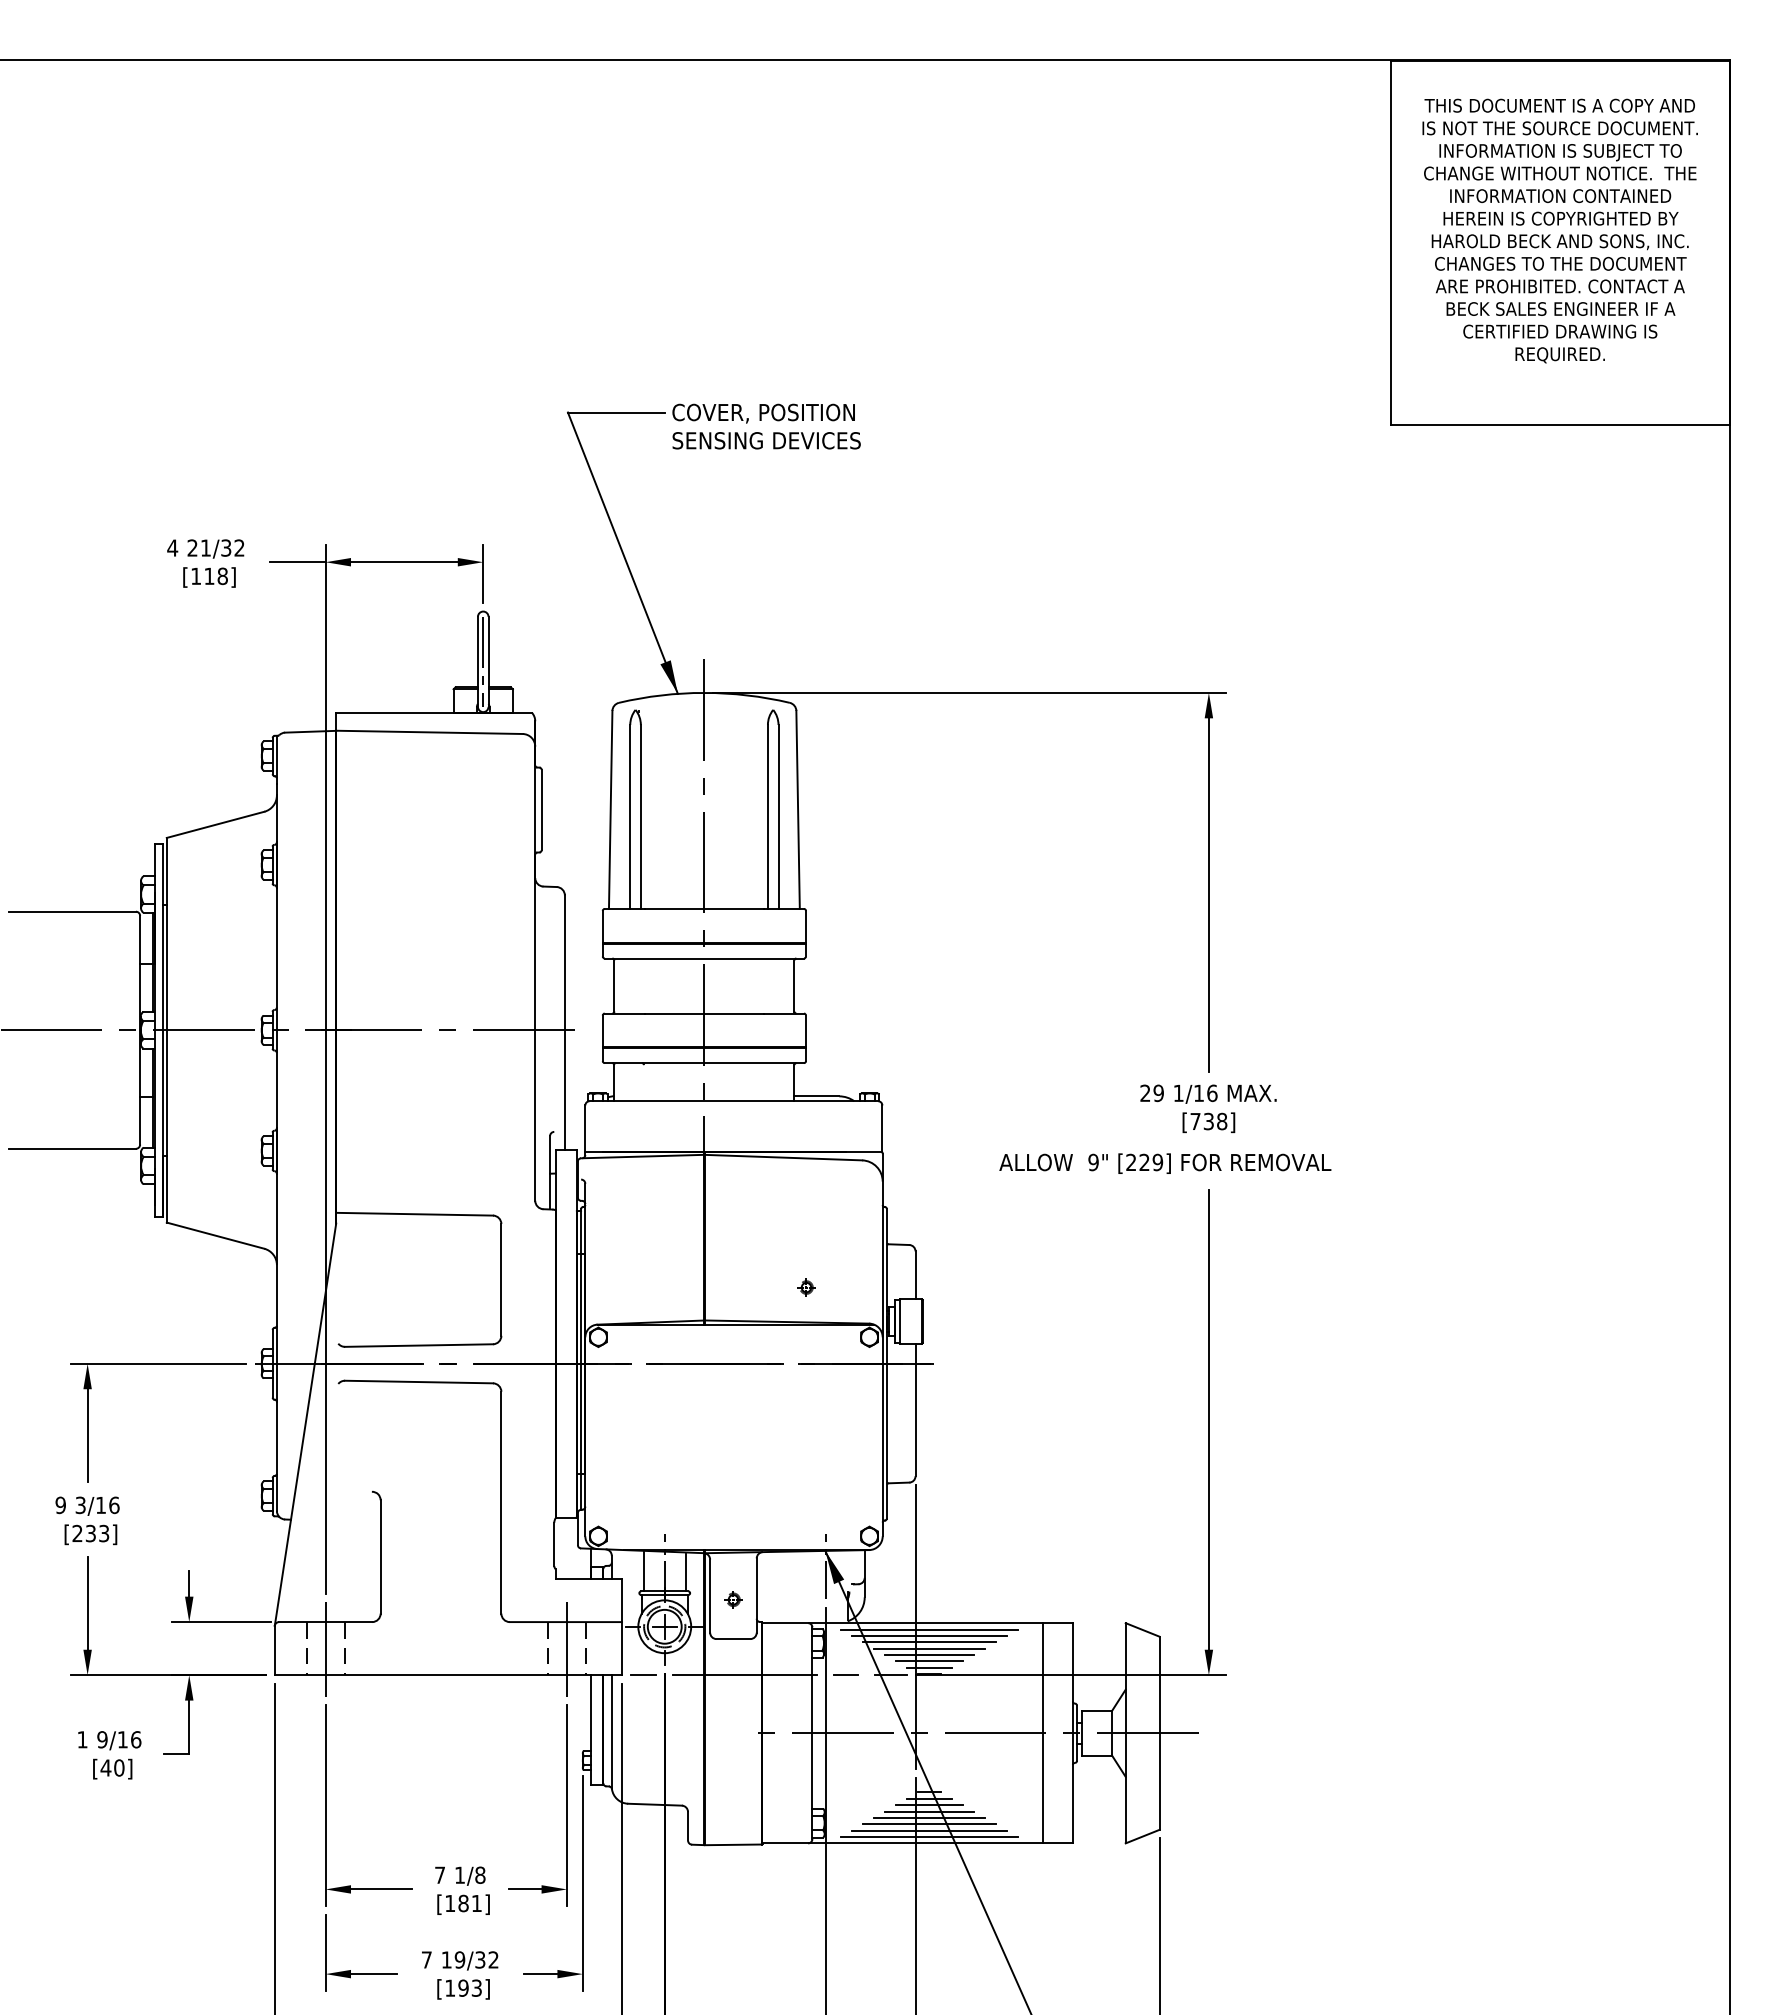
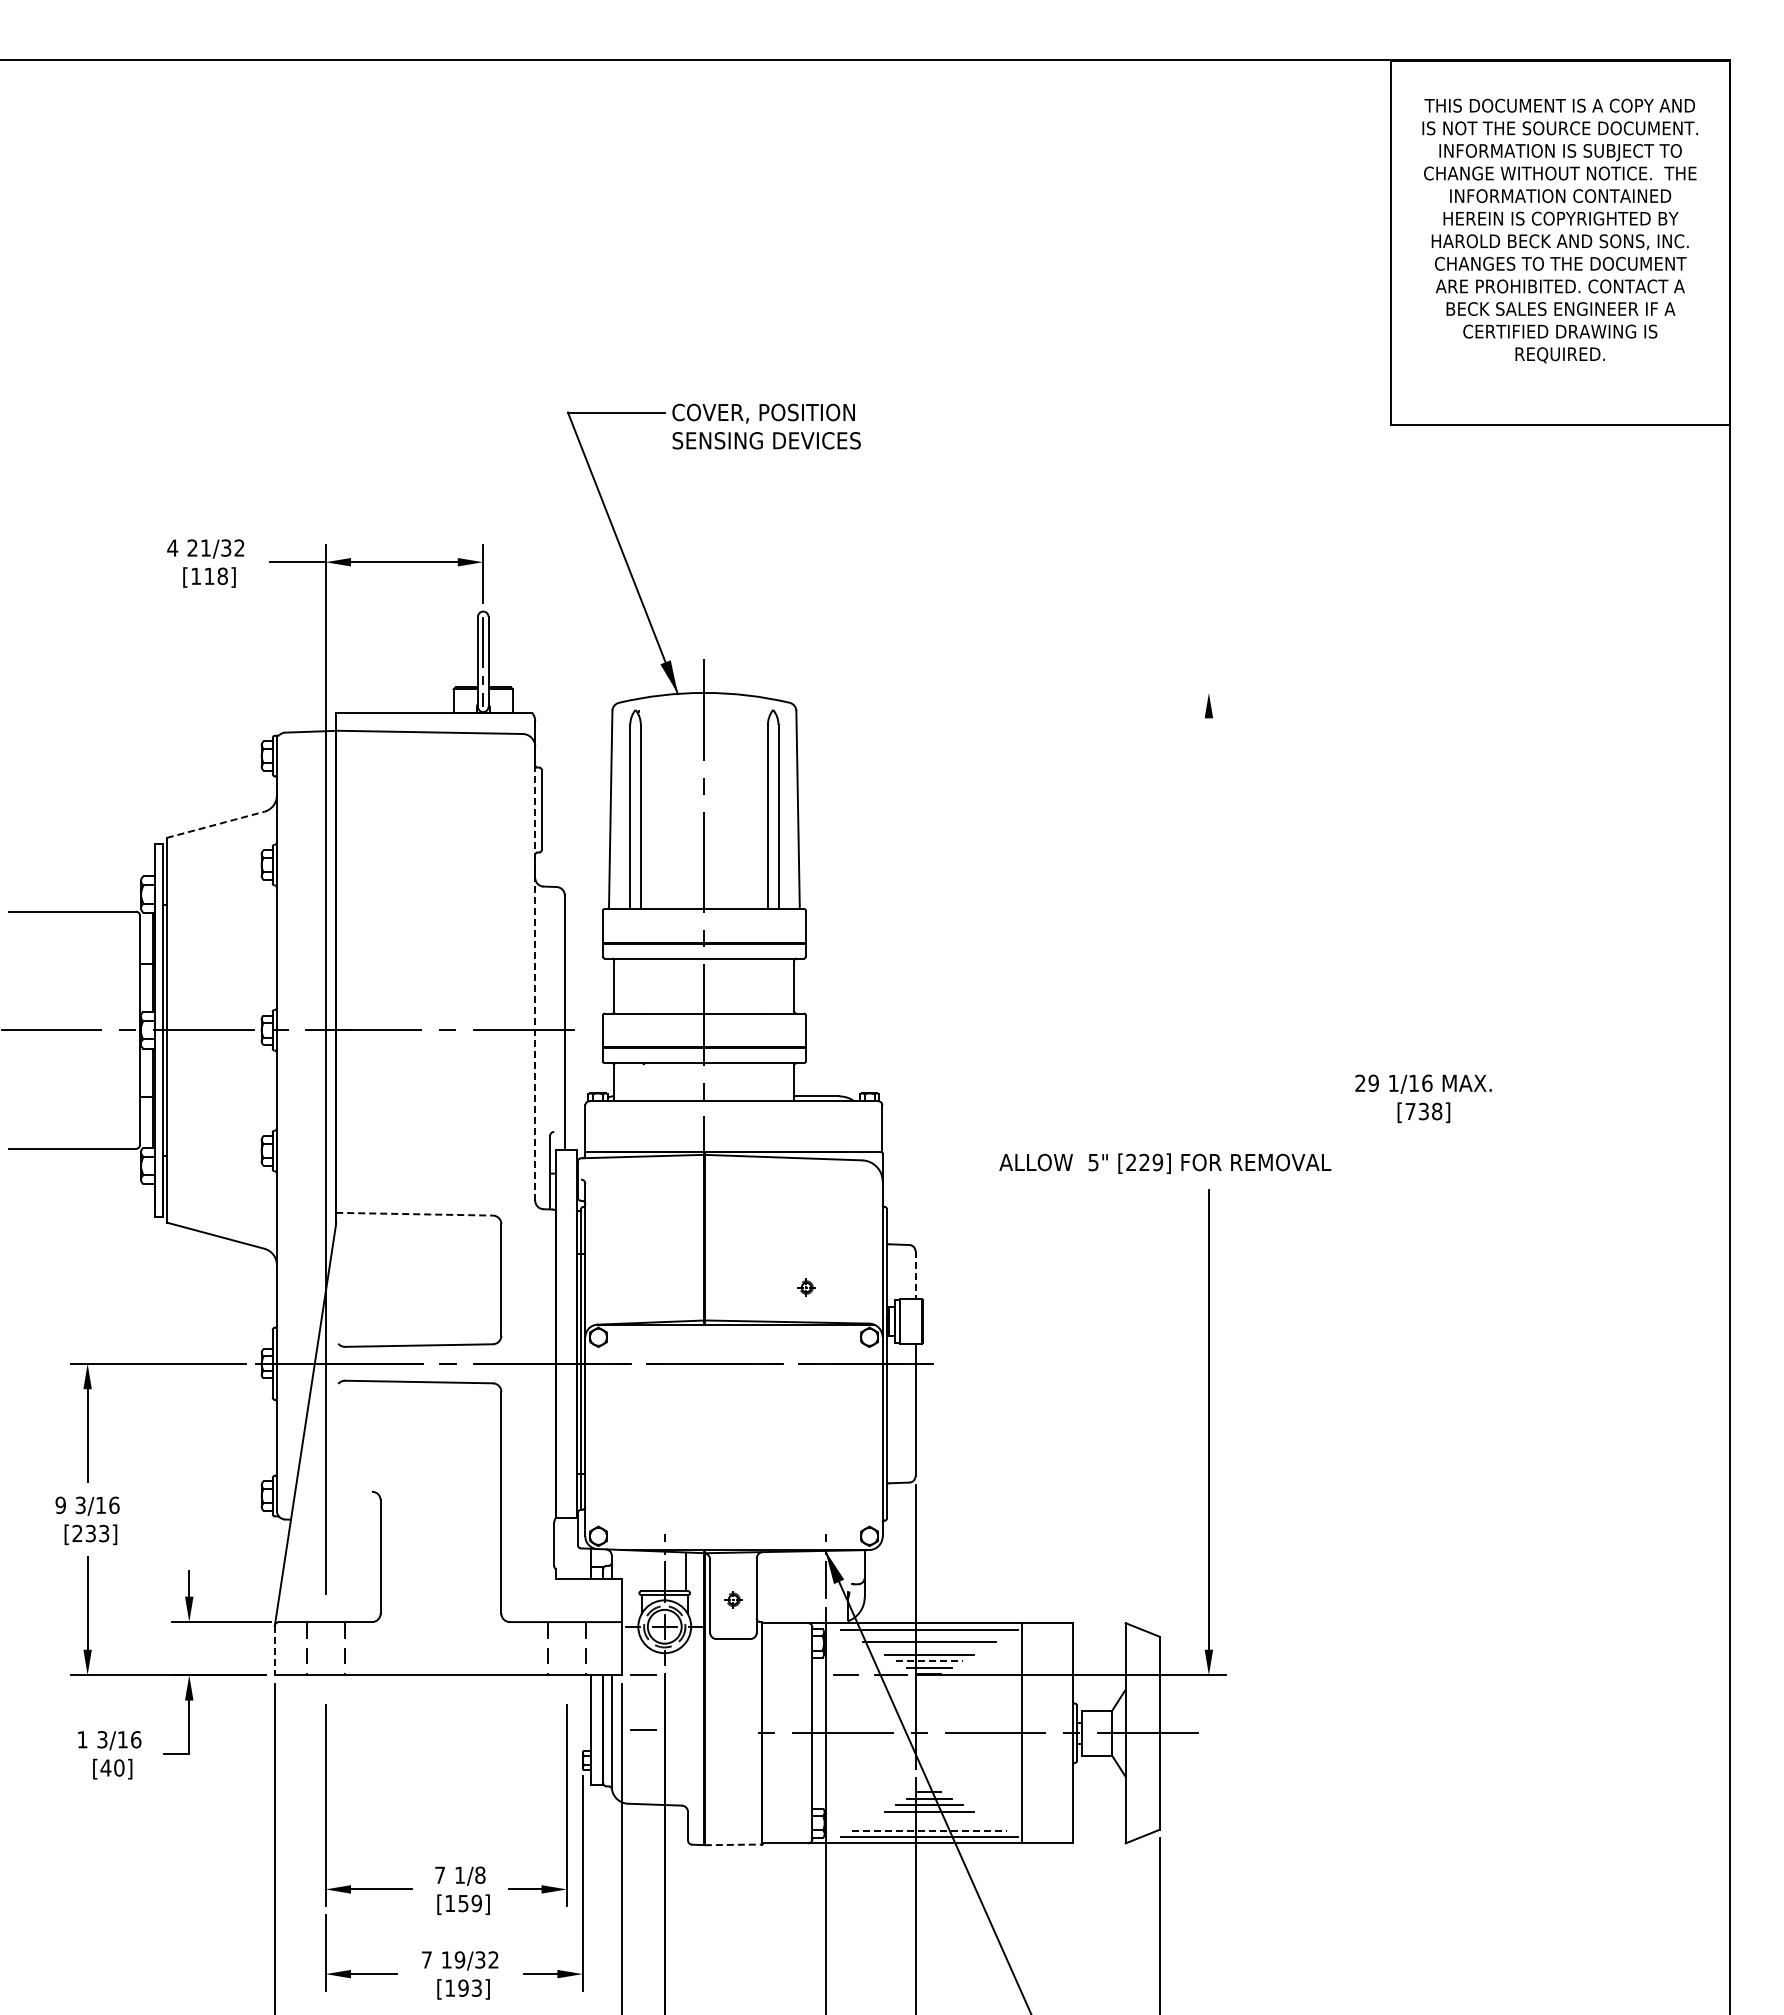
line: present -> none (968, 692)
line: solid -> dashed (216, 824)
line: present -> none (1208, 895)
line: solid -> dashed (535, 961)
text position: (1208, 1108) -> (1423, 1098) (1423, 1098)
text: 9" -> 5" (1093, 1161)
line: solid -> dashed (415, 1214)
line: solid -> dashed (915, 1275)
line: present -> none (643, 1571)
line: present -> none (929, 1635)
line: present -> none (929, 1648)
line: present -> none (325, 1649)
line: present -> none (567, 1649)
line: solid -> dashed (274, 1651)
line: solid -> dashed (930, 1661)
line: present -> none (745, 1675)
line: none -> present (643, 1729)
line position: (1043, 1733) -> (1022, 1733) (1022, 1733)
text: 9/16 -> 3/16 (102, 1739)
line: present -> none (929, 1817)
line: present -> none (929, 1824)
line: solid -> dashed (929, 1830)
line: solid -> dashed (733, 1844)
text: [181] -> [159] (469, 1903)
